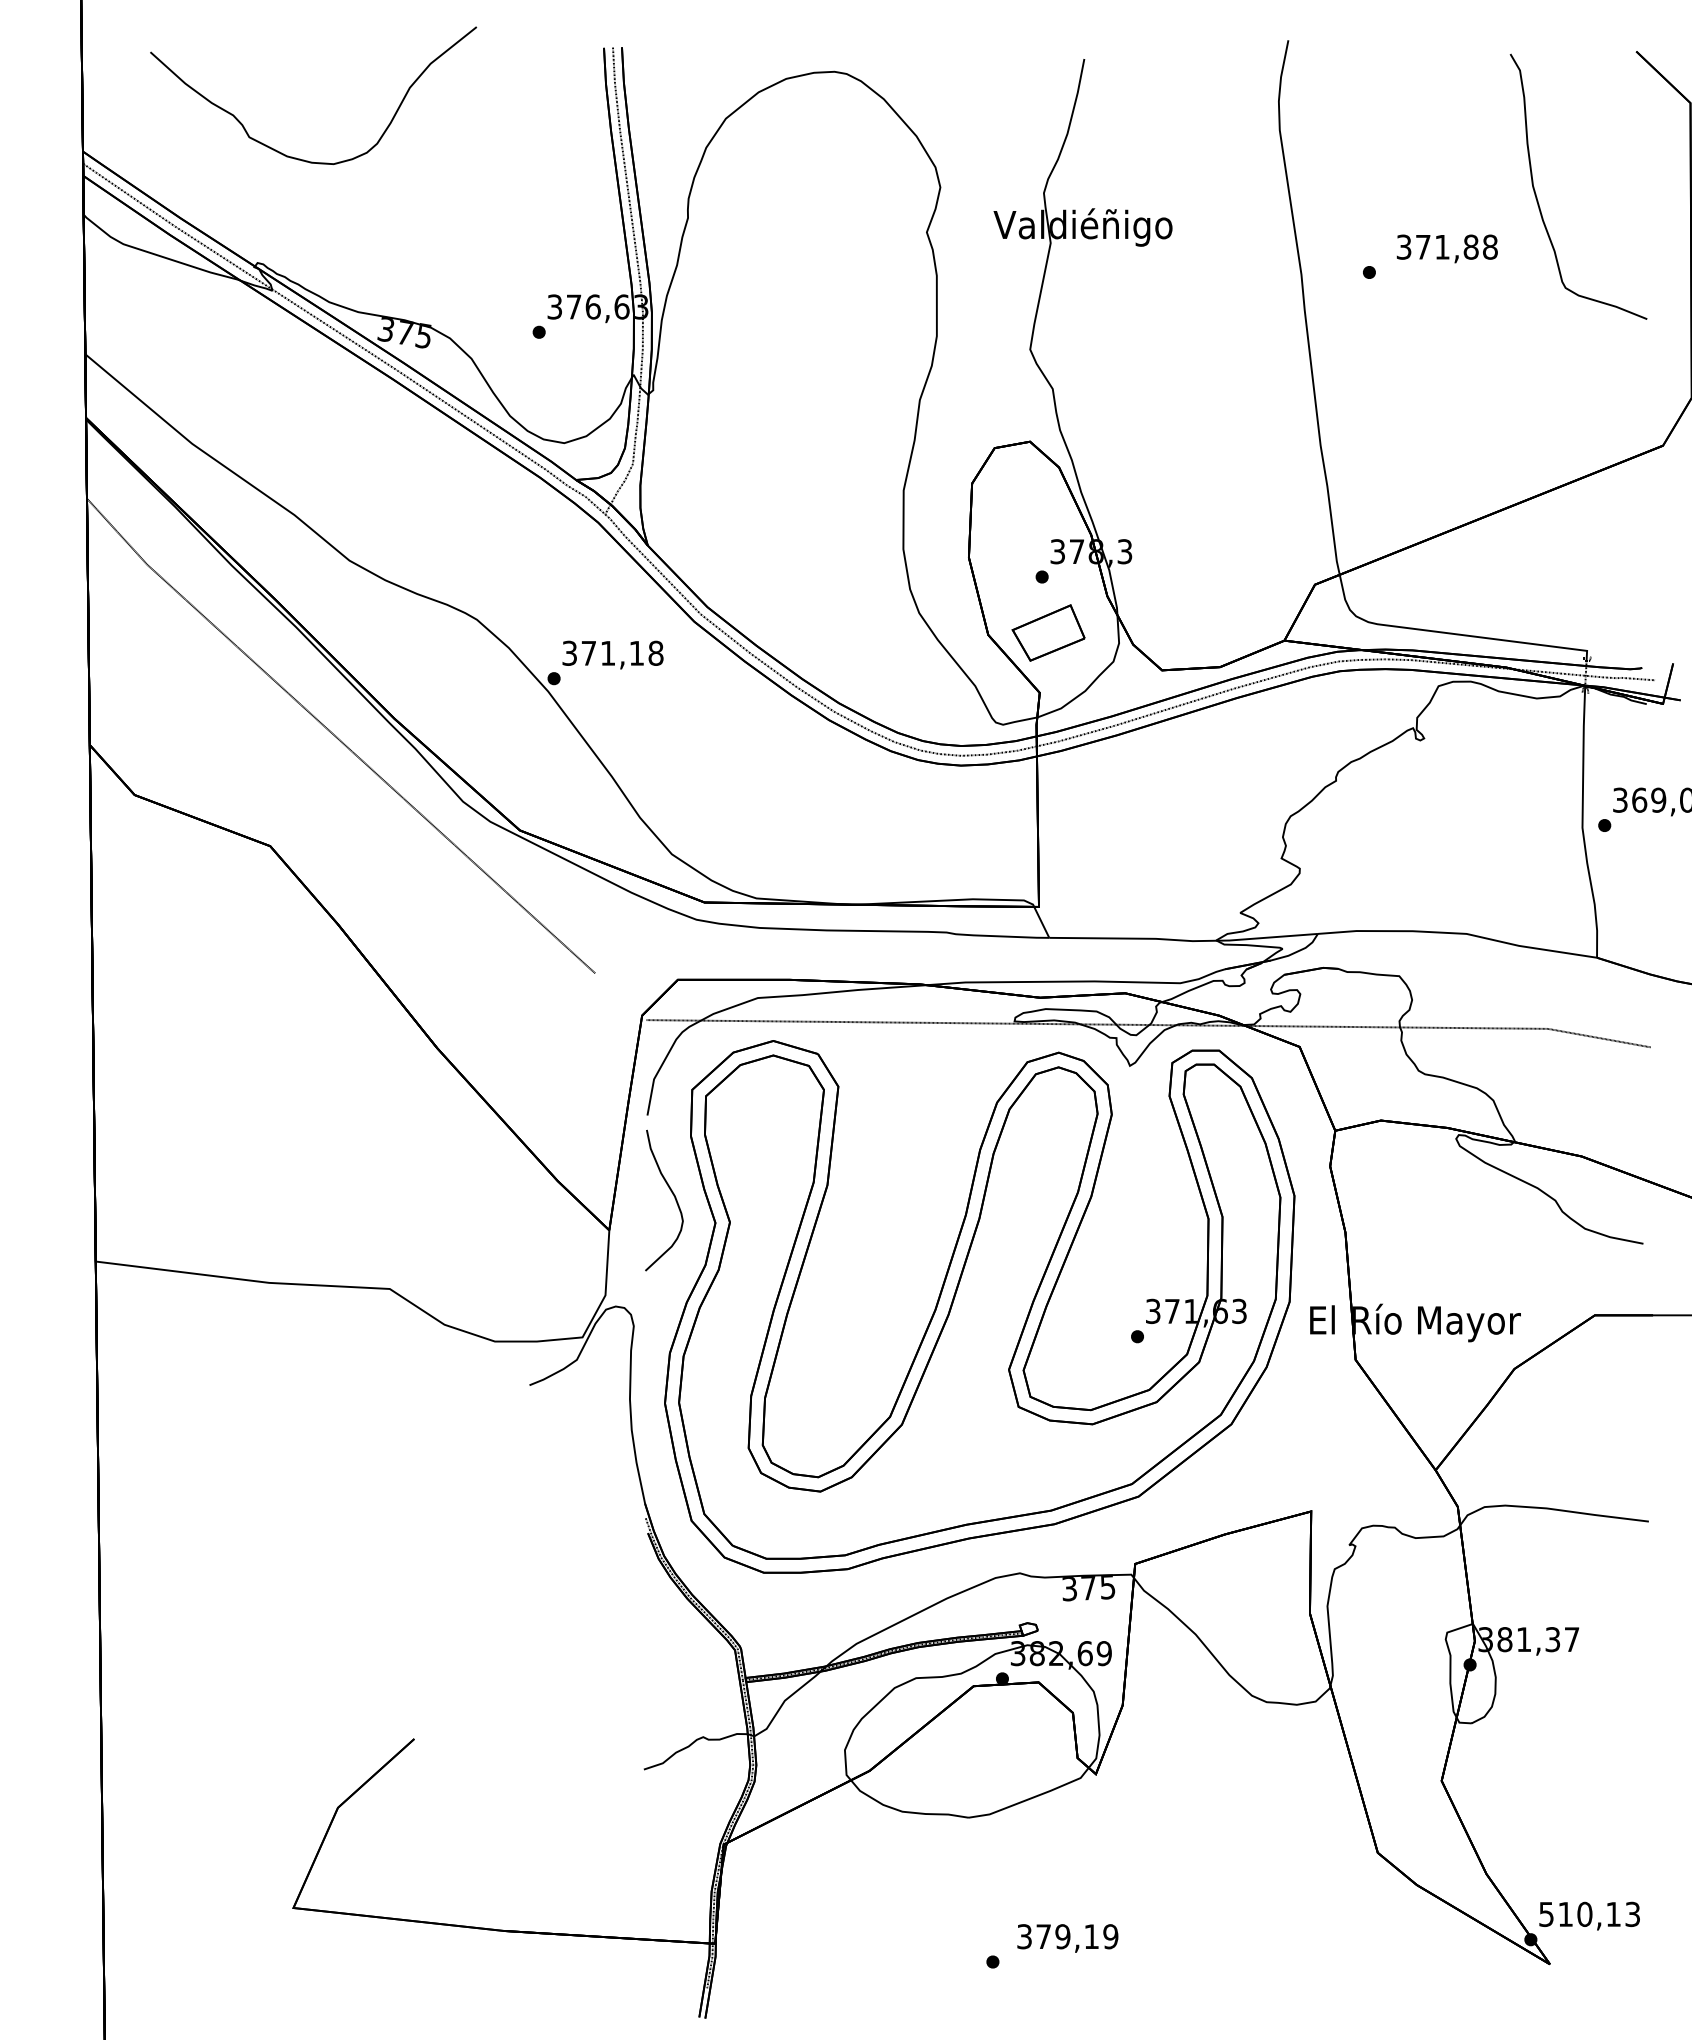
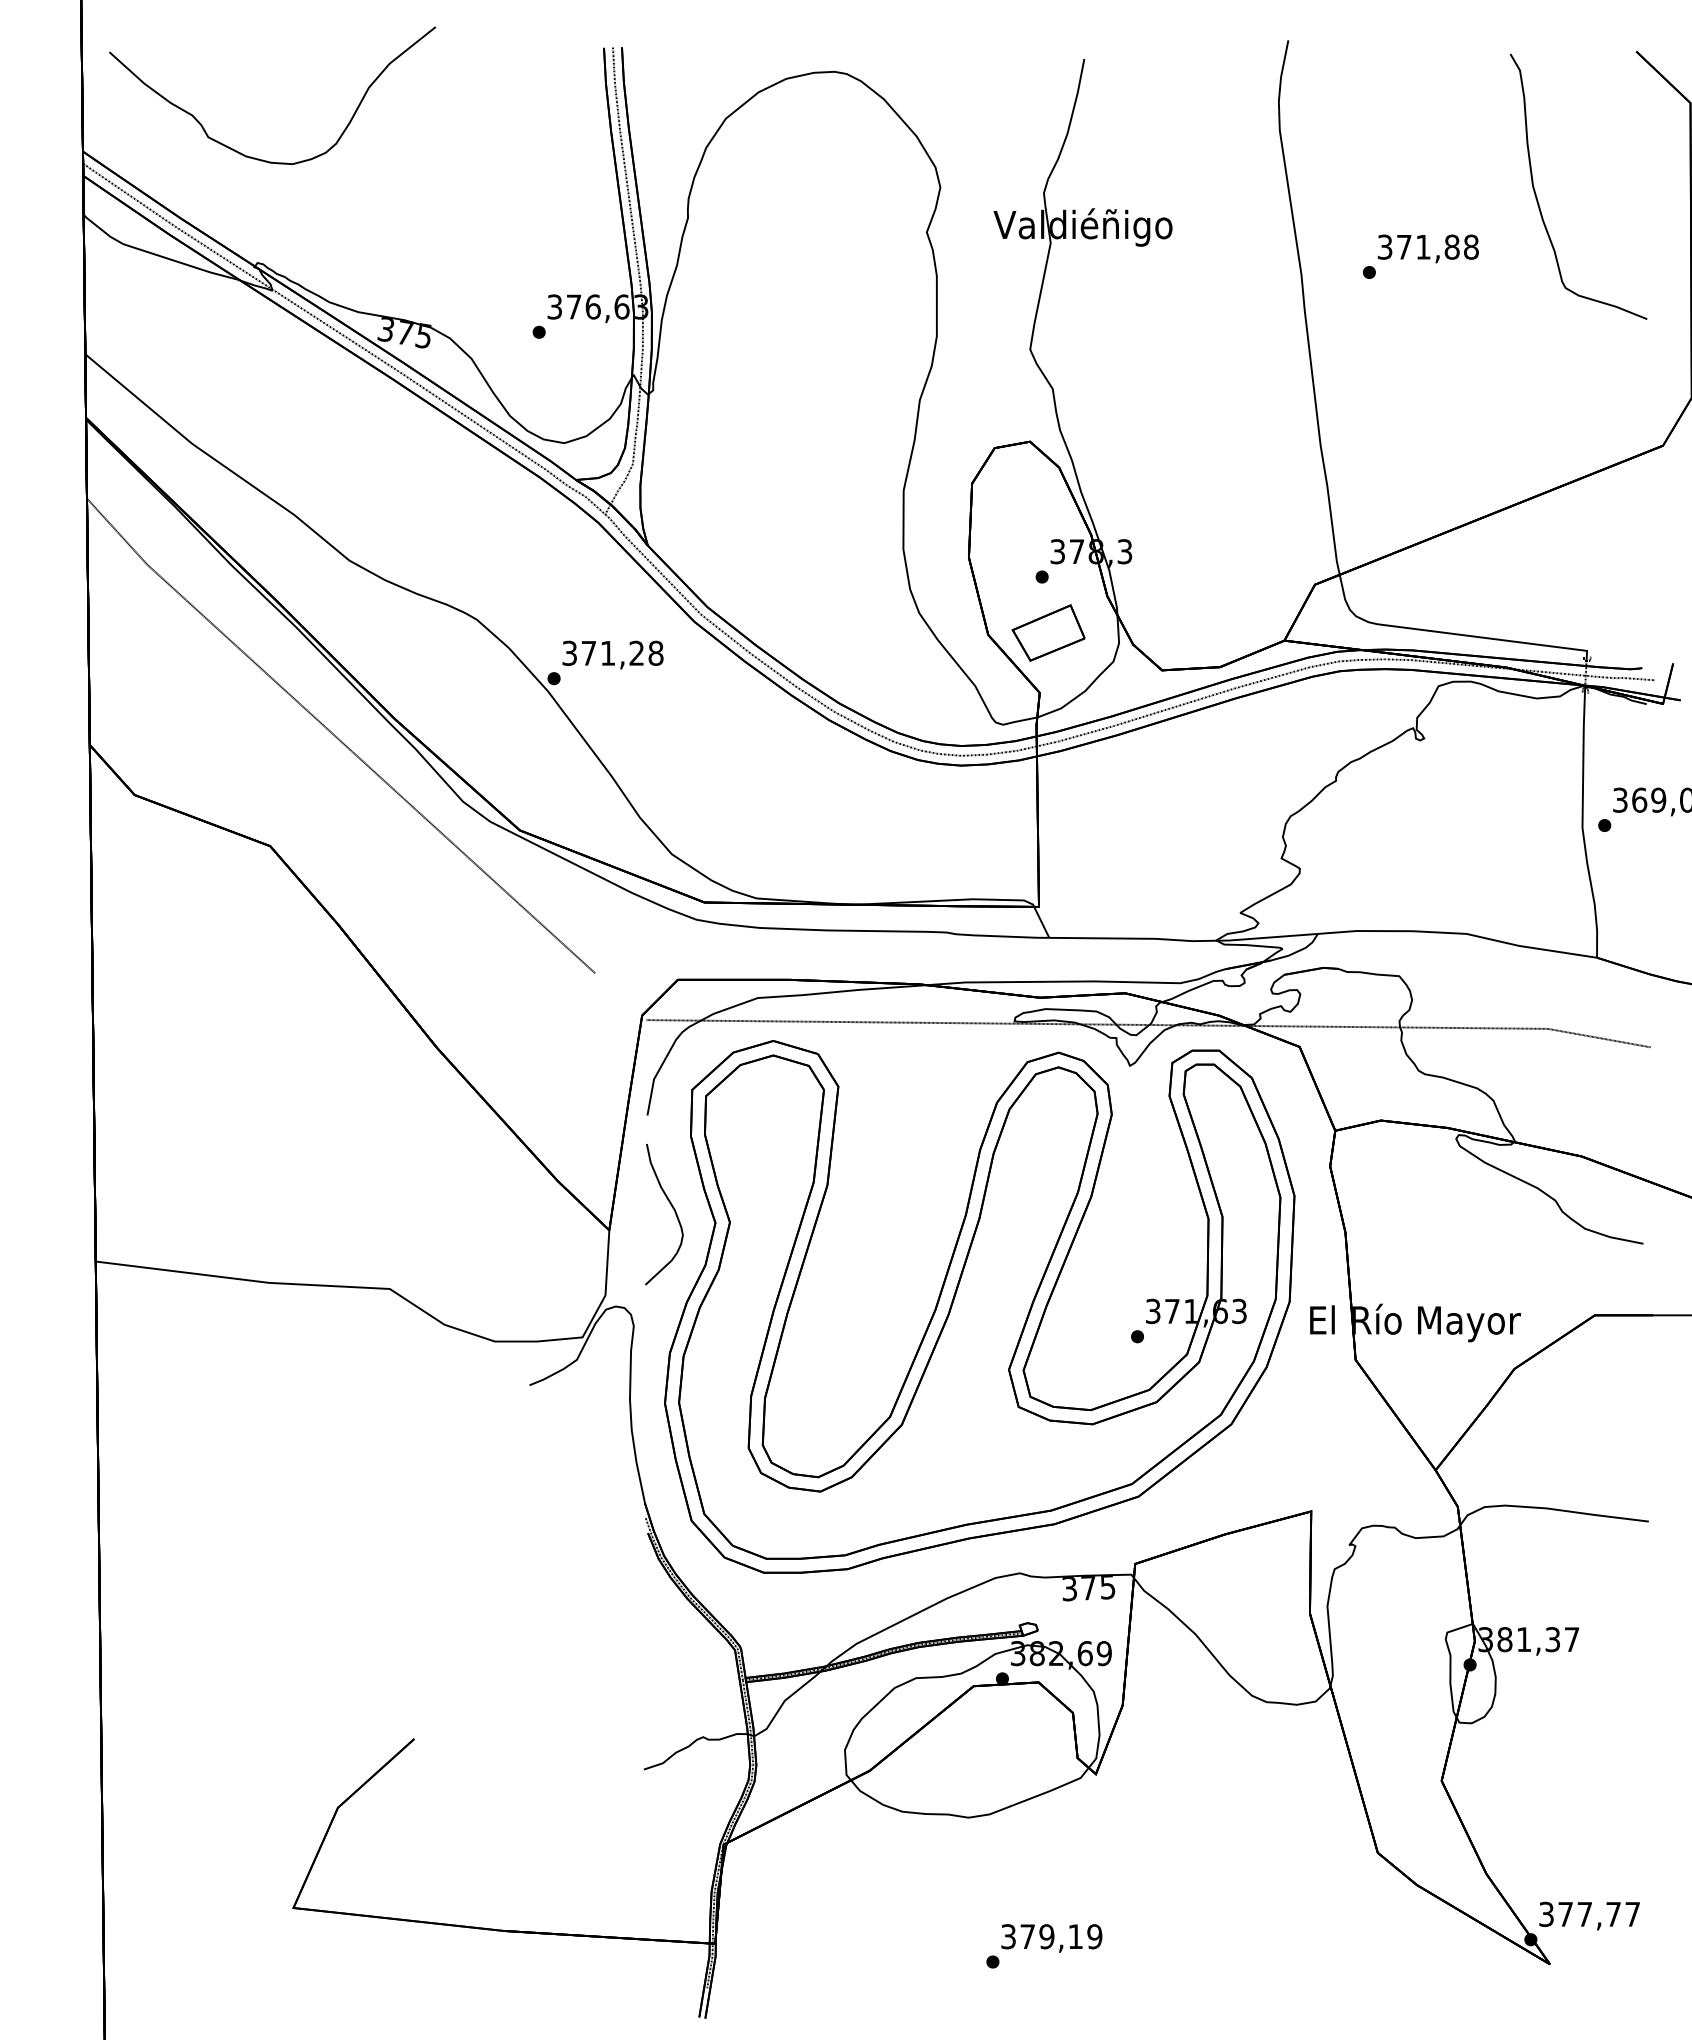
part position: (296, 157) -> (255, 157) (255, 157)
text position: (1446, 248) -> (1427, 248) (1427, 248)
text: 371,18 -> 371,28 (636, 652)
curve position: (673, 1196) -> (673, 1210) (673, 1210)
text: 510,13 -> 377,77 (1589, 1914)
text position: (1067, 1938) -> (1051, 1938) (1051, 1938)
